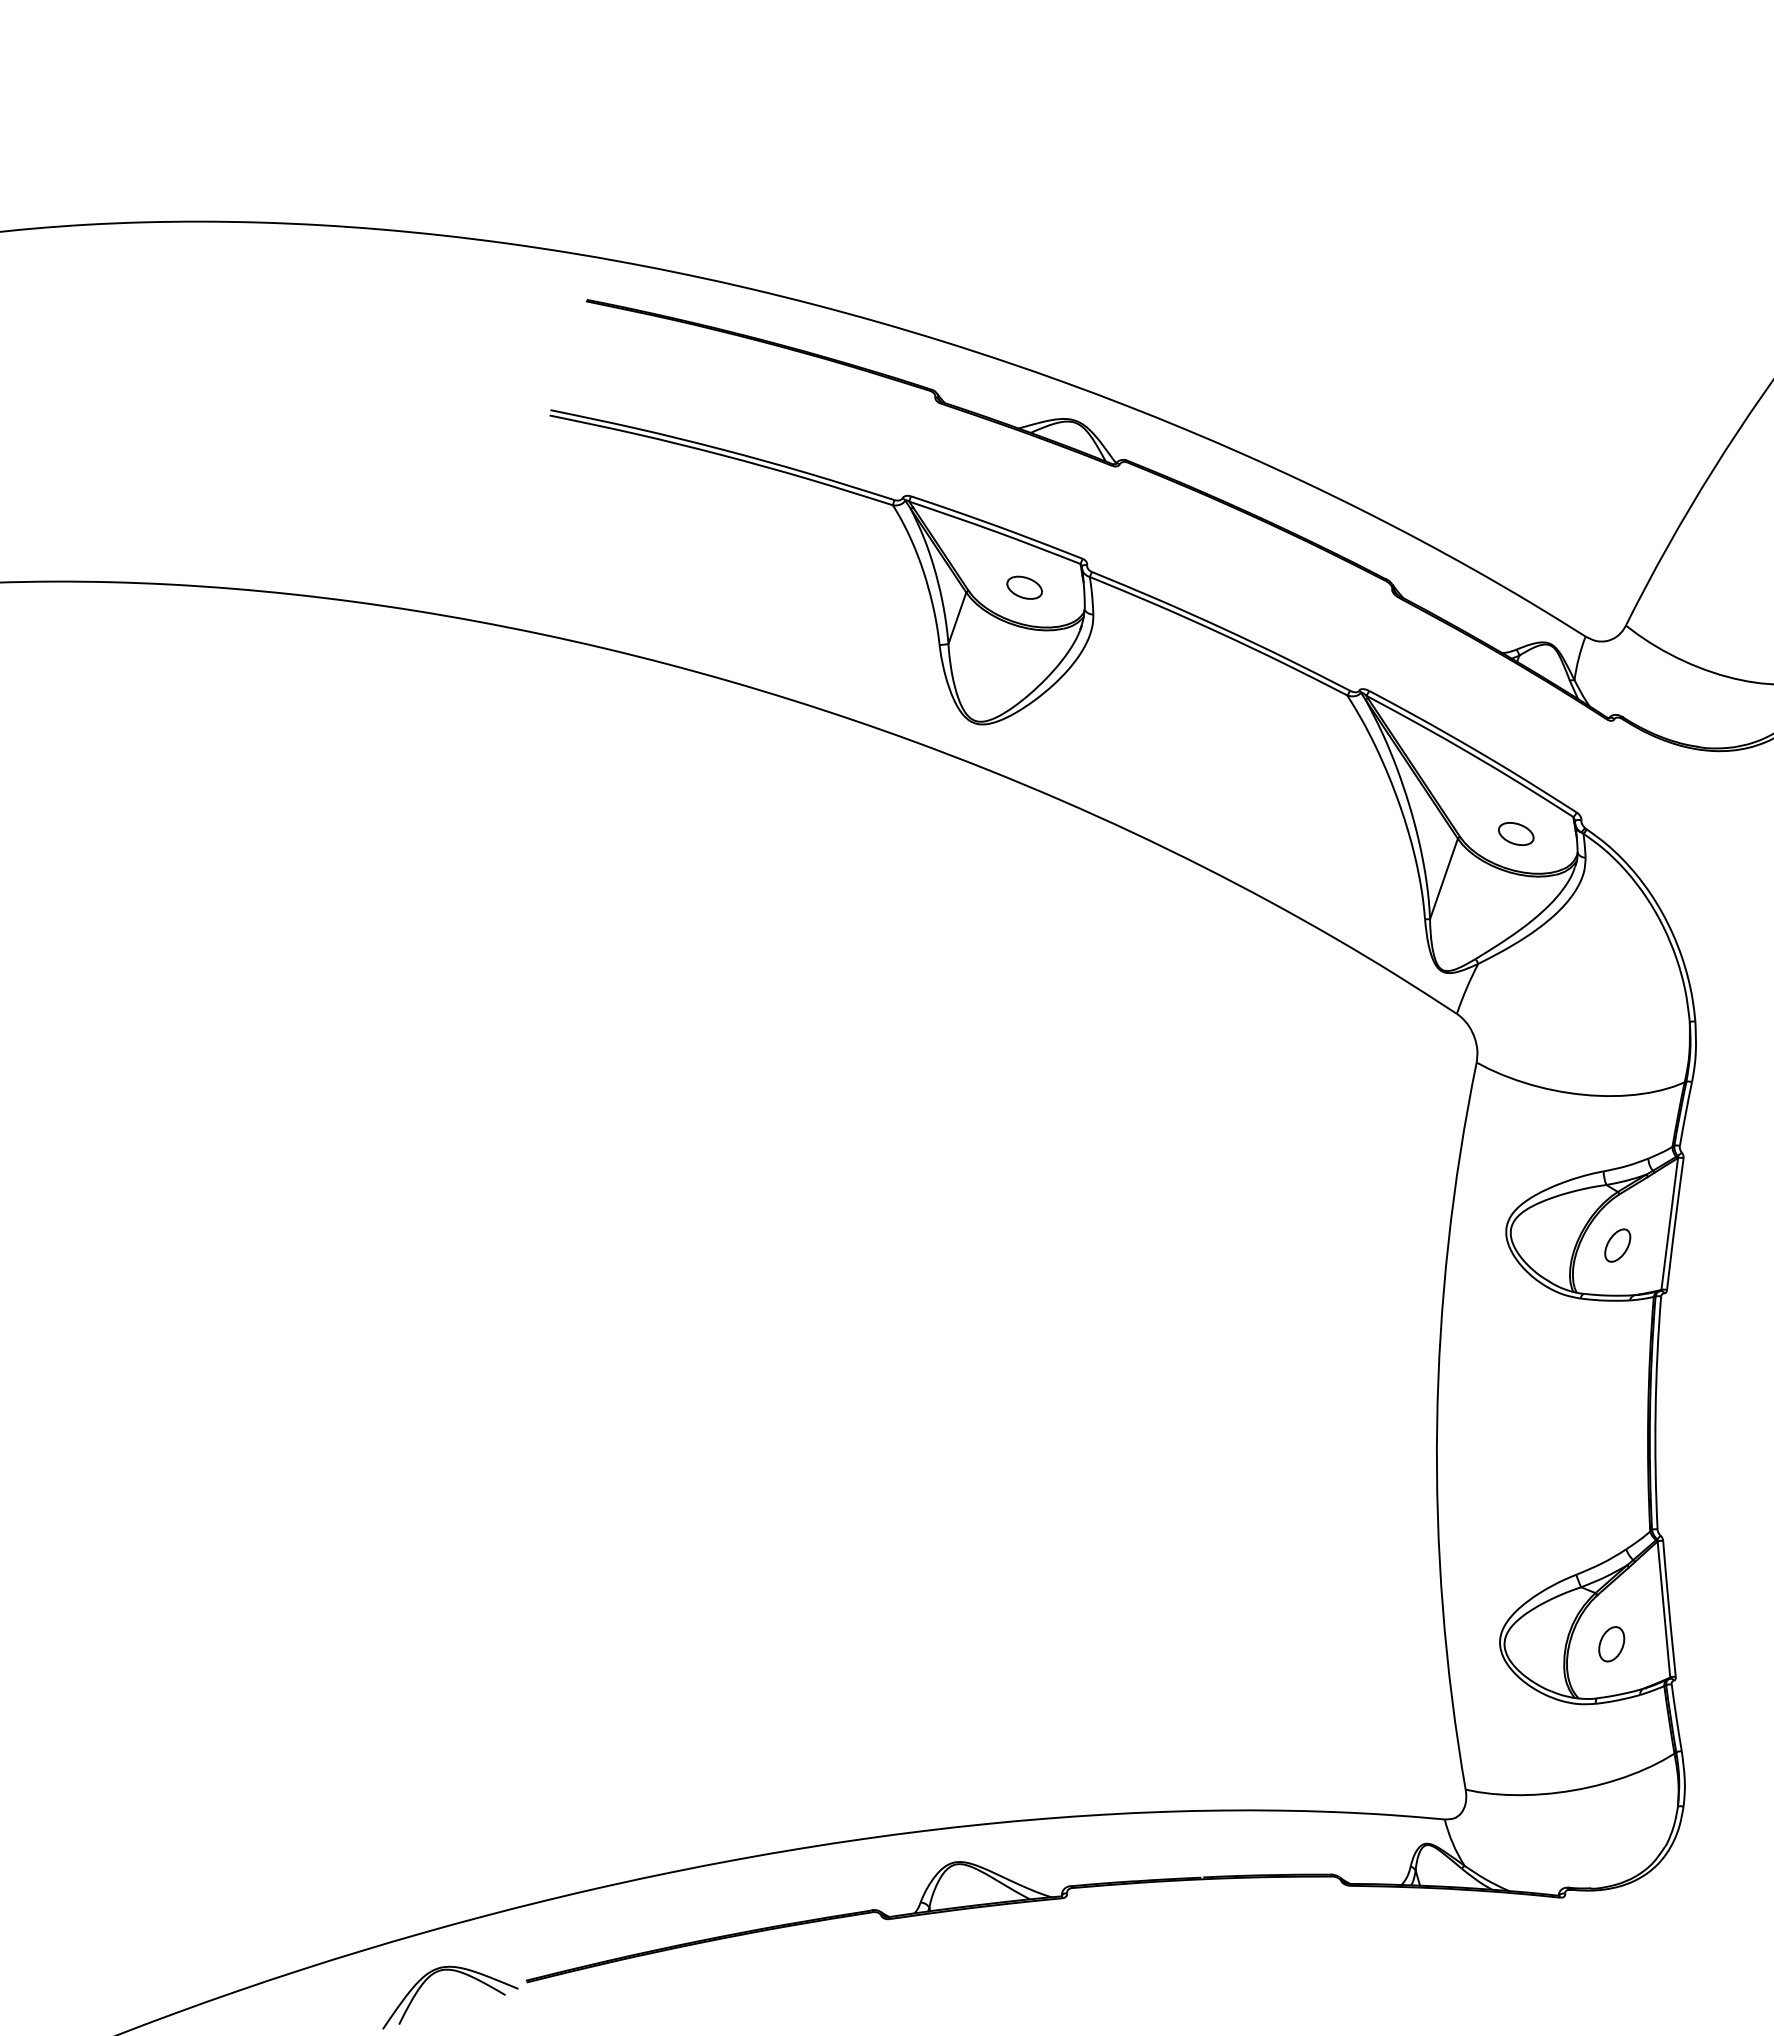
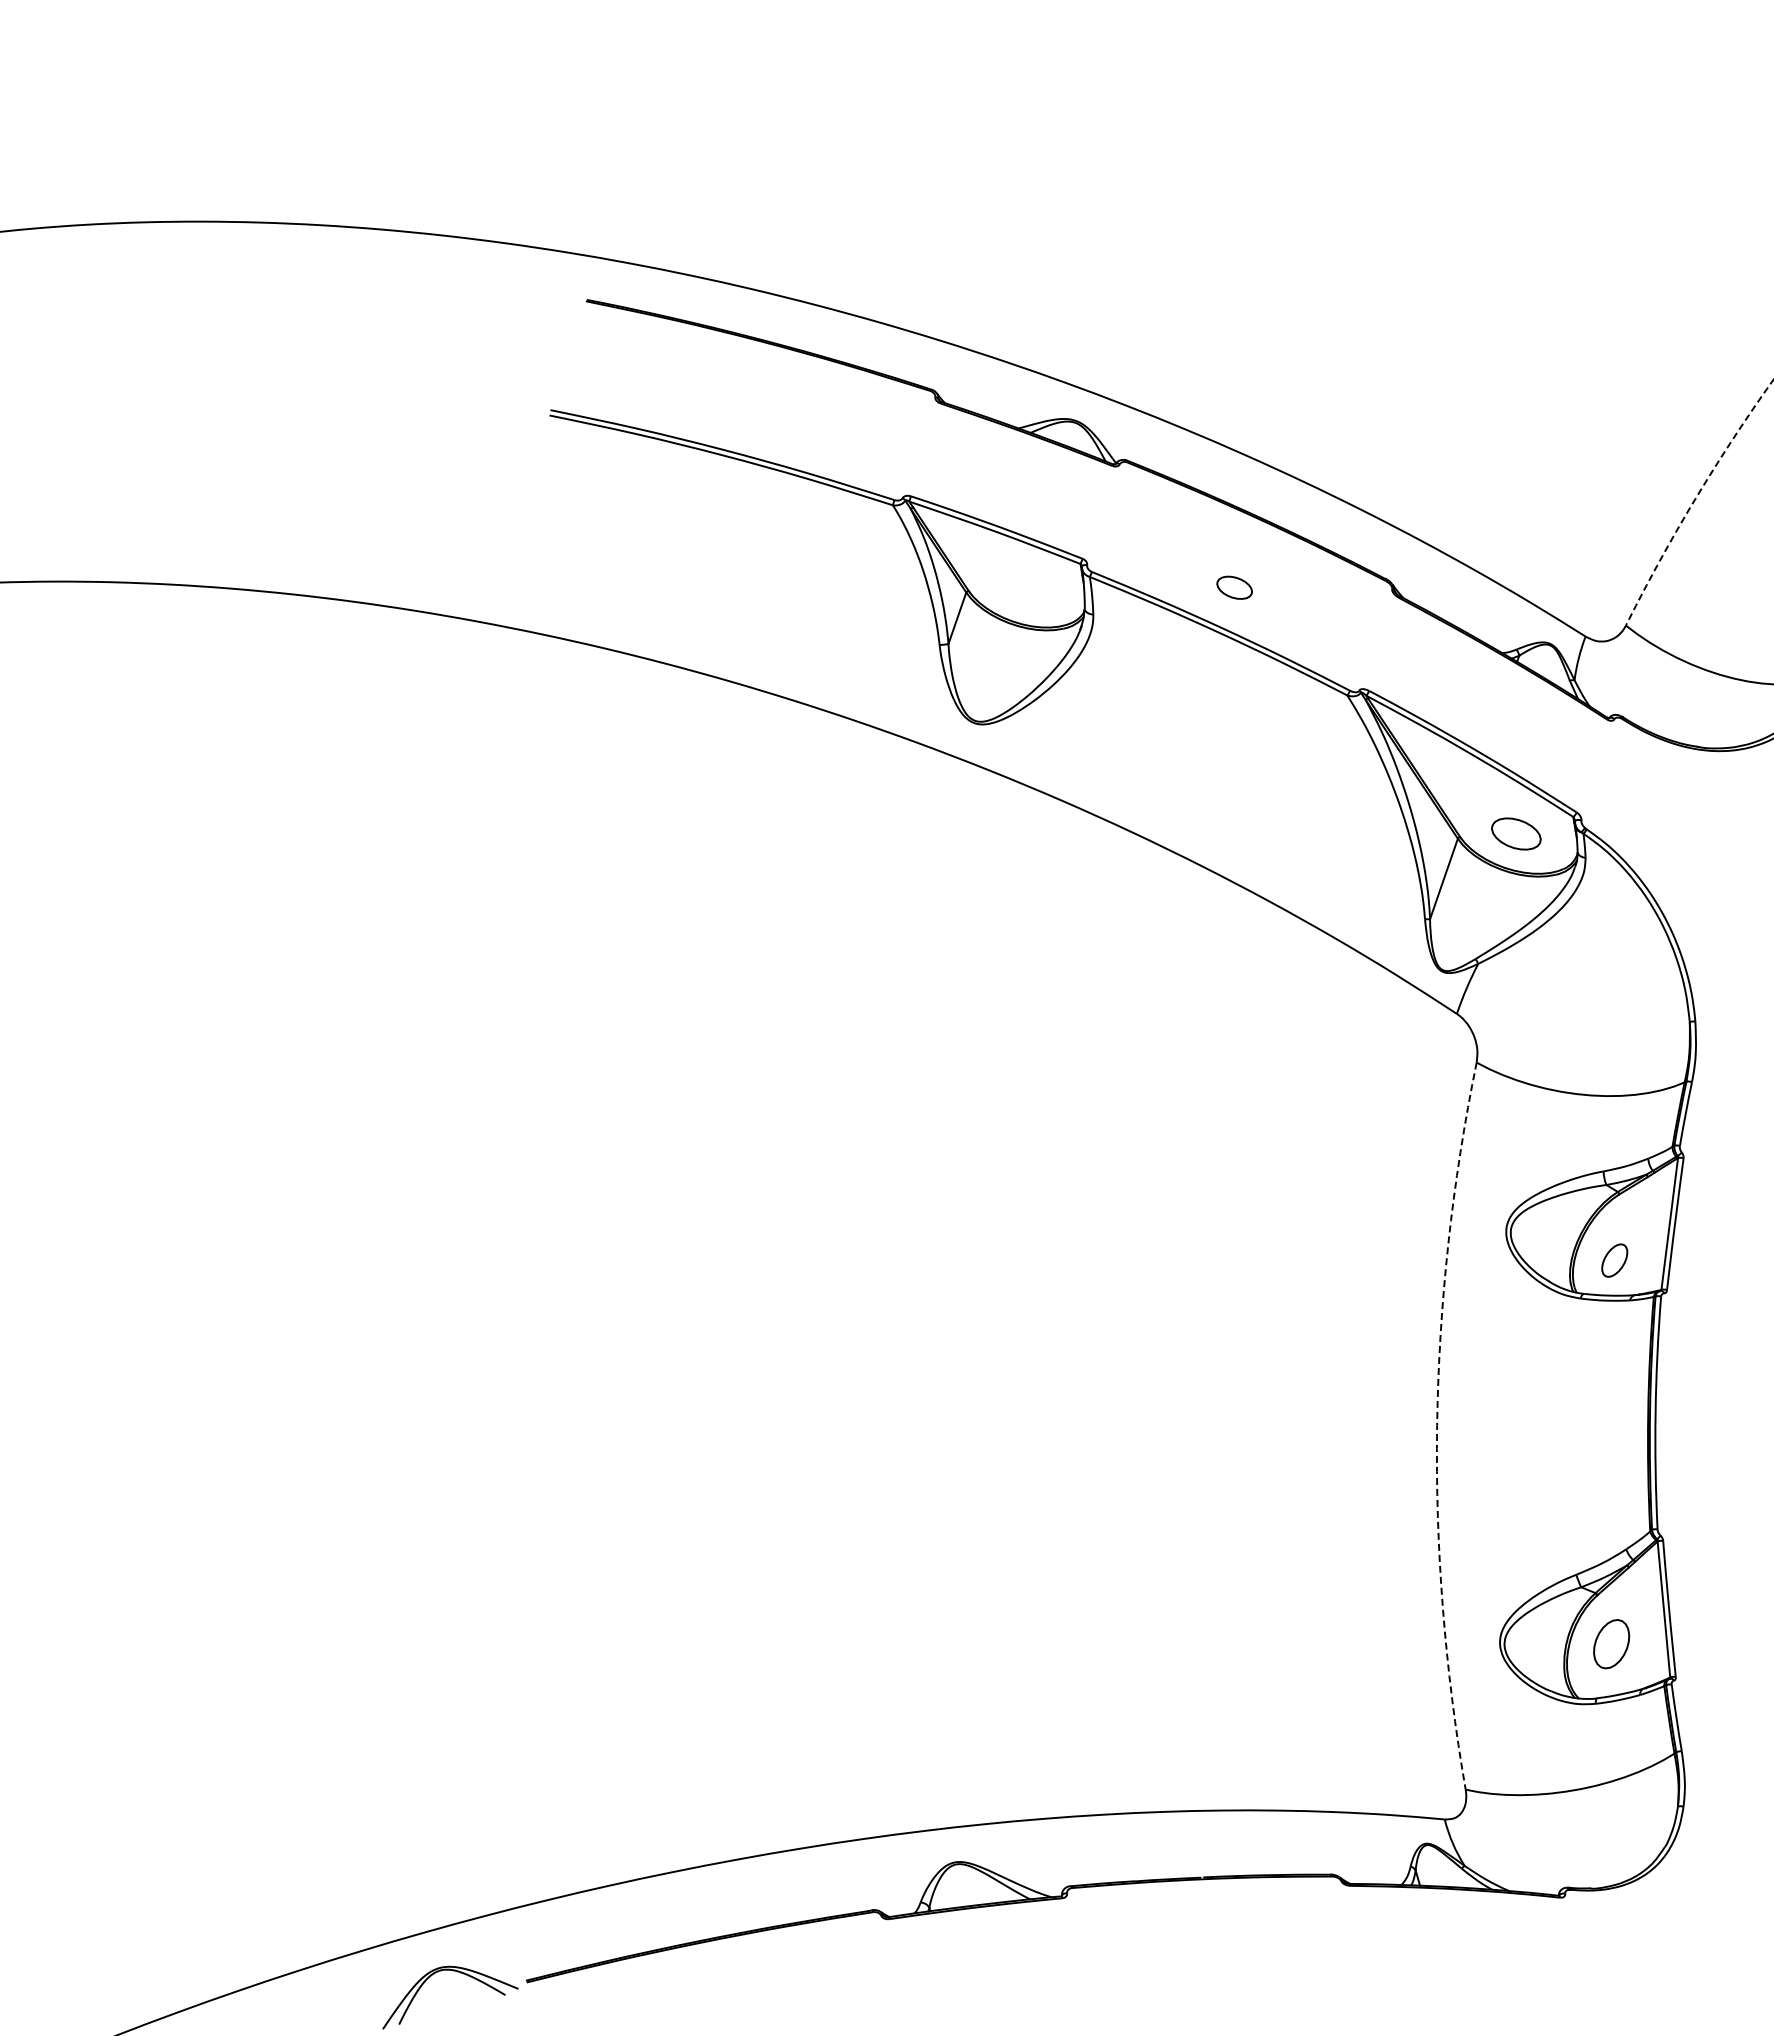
arc: solid -> dashed (1695, 499)
part position: (1024, 587) -> (1234, 587) (1234, 587)
part size: 38x24 px -> 51x34 px (1516, 833)
part position: (1617, 1245) -> (1614, 1260) (1614, 1260)
arc: solid -> dashed (1437, 1425)
part size: 28x37 px -> 38x51 px (1611, 1644)
